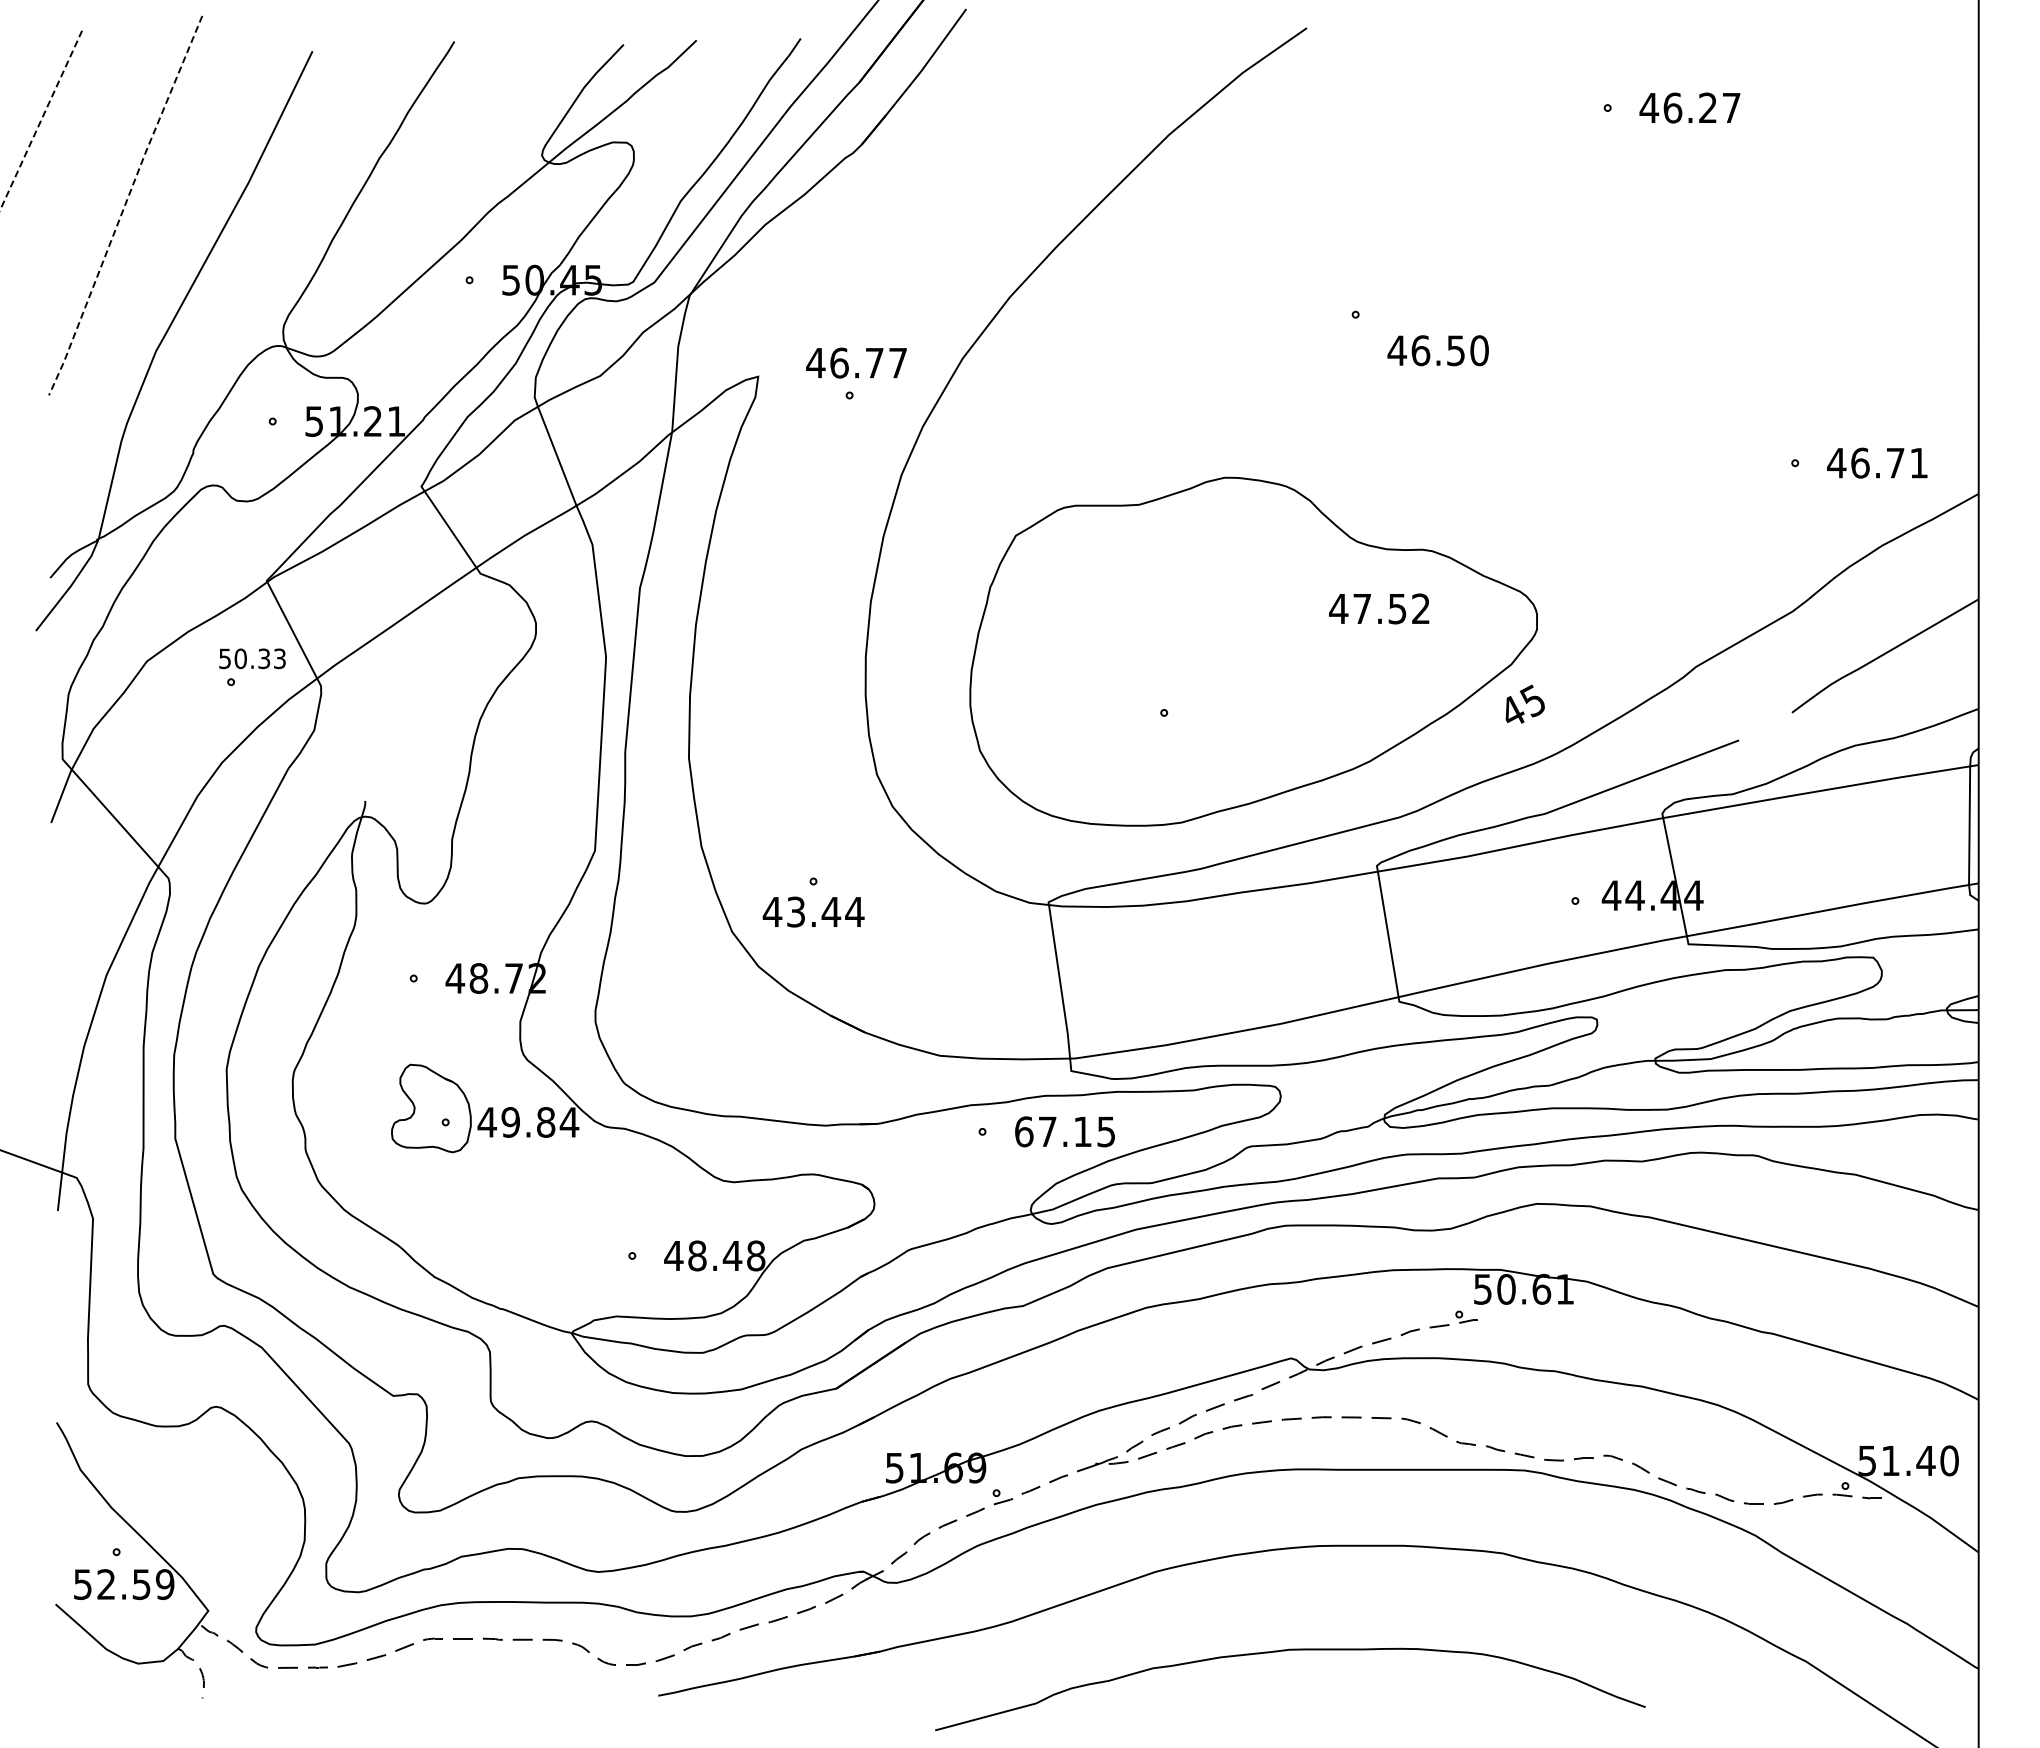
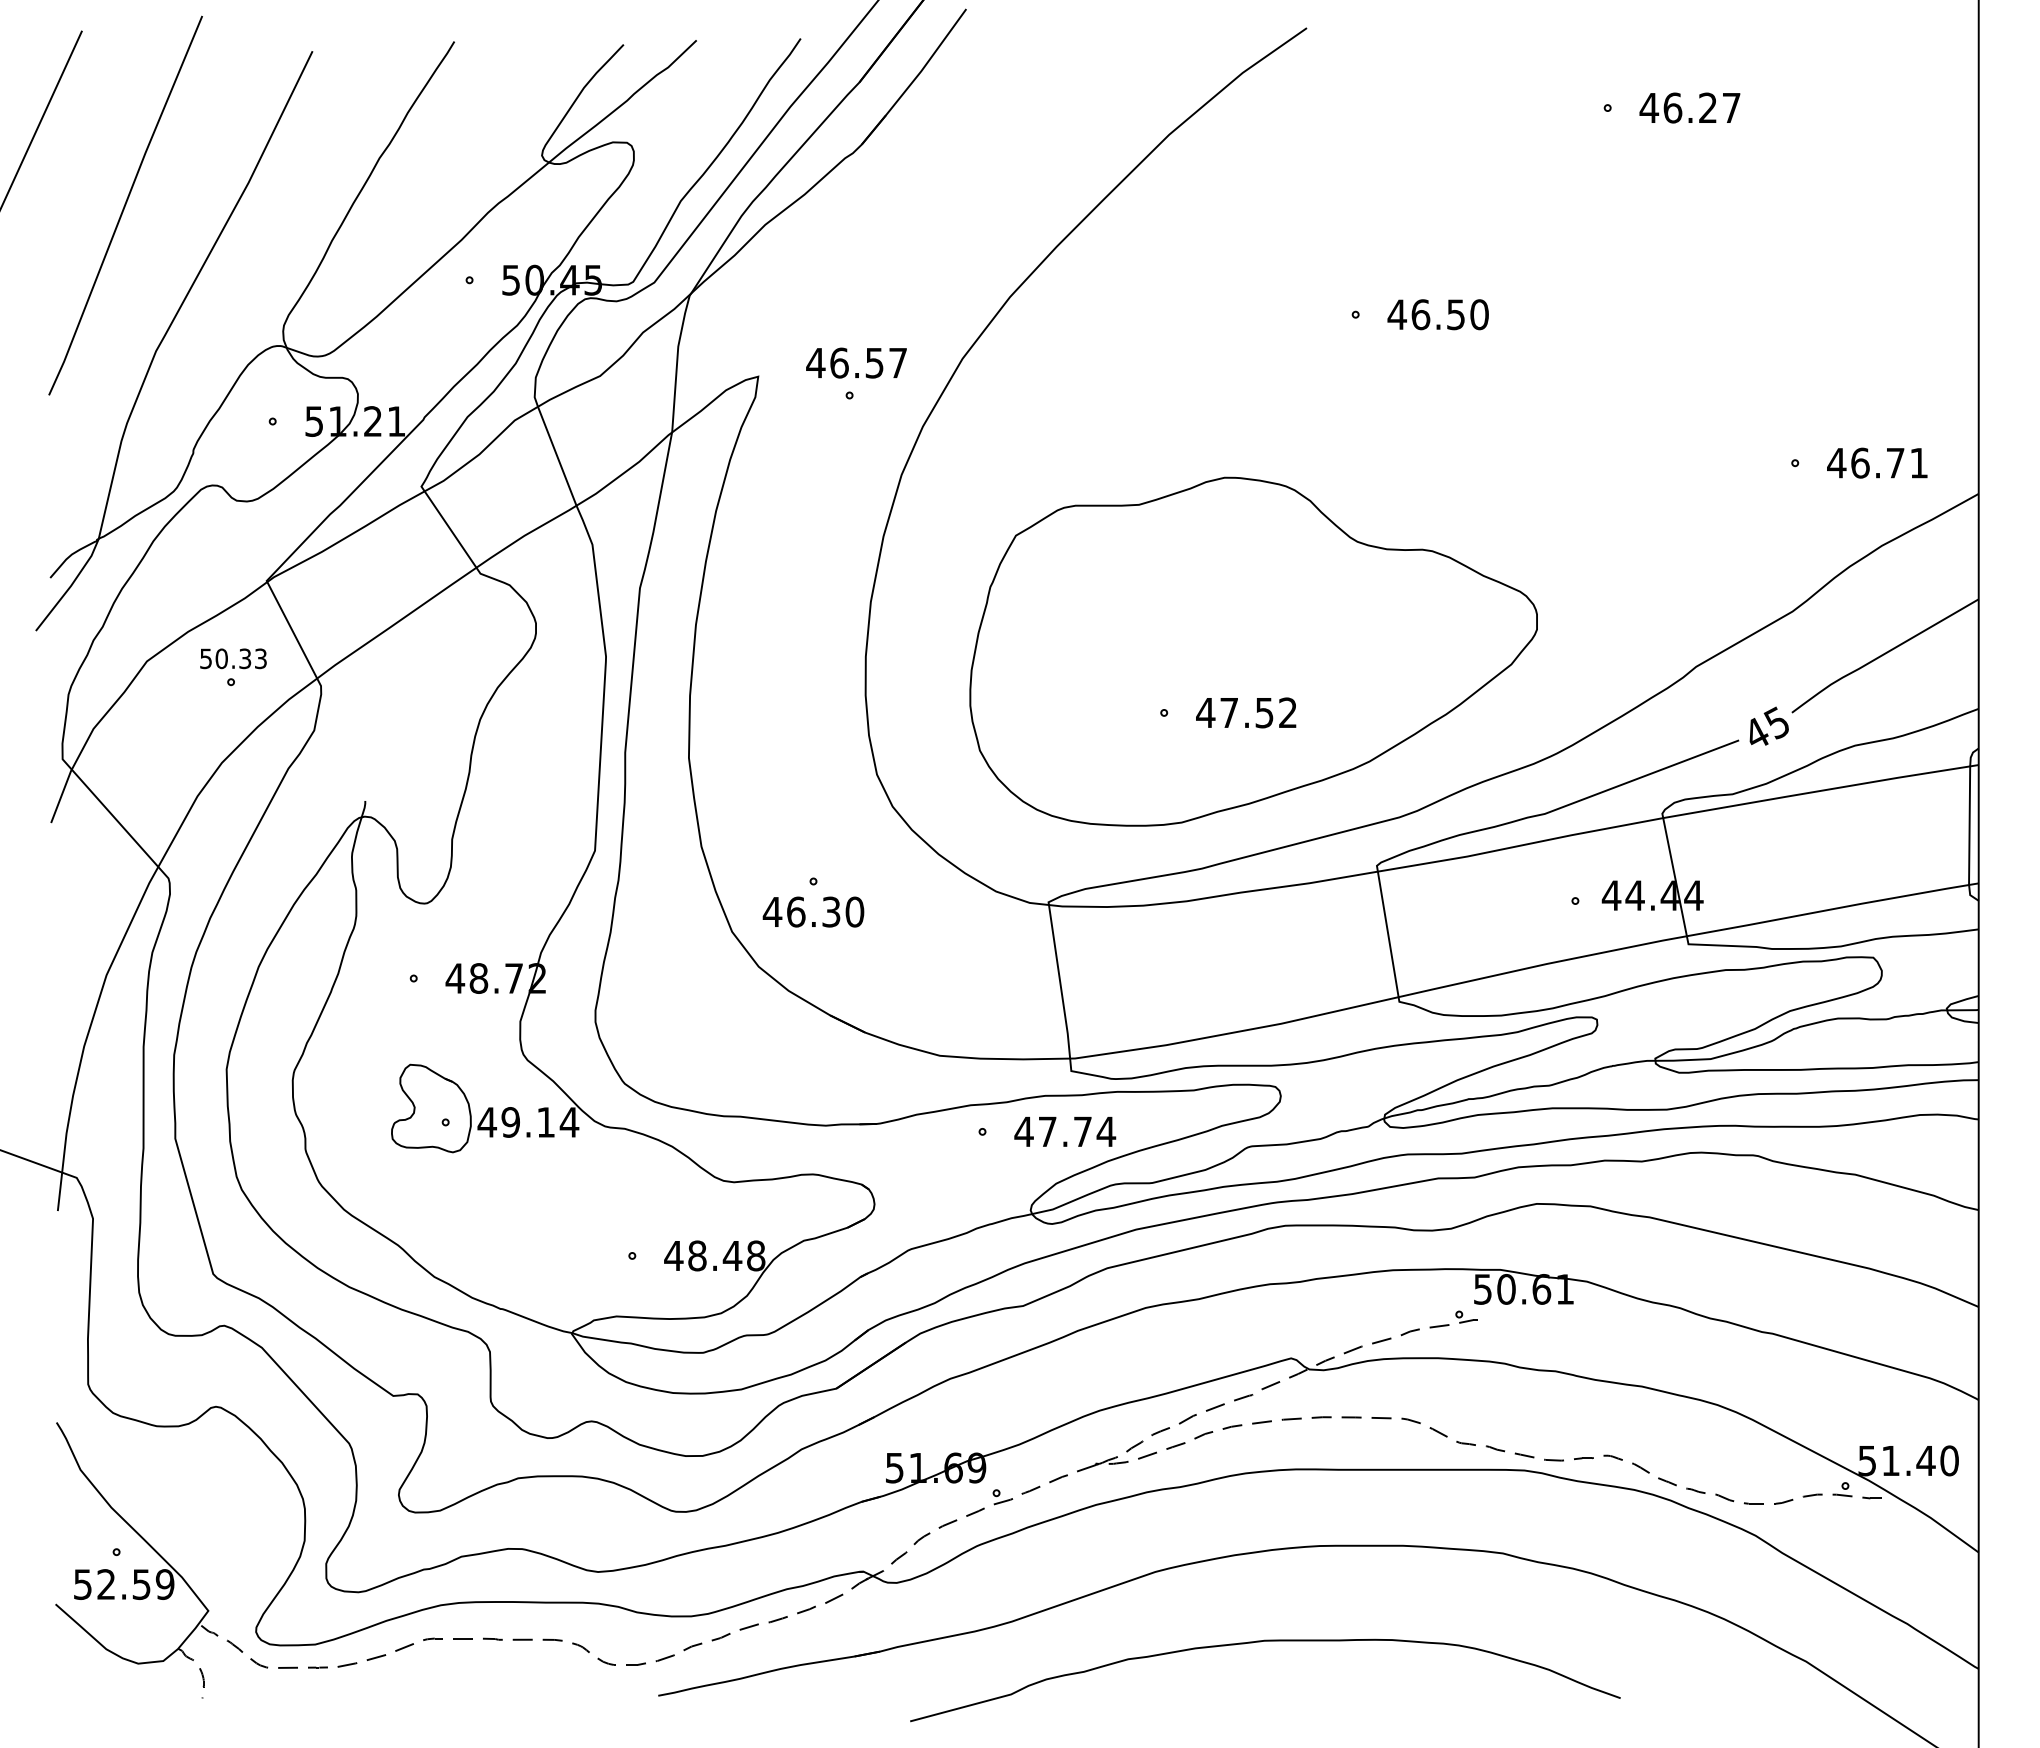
line: dashed -> solid (41, 120)
line: dashed -> solid (125, 205)
text position: (1437, 350) -> (1437, 314) (1437, 314)
text: 46.77 -> 46.57 (874, 363)
text position: (1379, 608) -> (1246, 712) (1246, 712)
text position: (252, 658) -> (233, 658) (233, 658)
text position: (1524, 703) -> (1768, 725) (1768, 725)
text: 43.44 -> 46.30 (825, 911)
text: 49.84 -> 49.14 (546, 1122)
text: 67.15 -> 47.74 (1065, 1131)
curve position: (1285, 1651) -> (1260, 1642) (1260, 1642)
